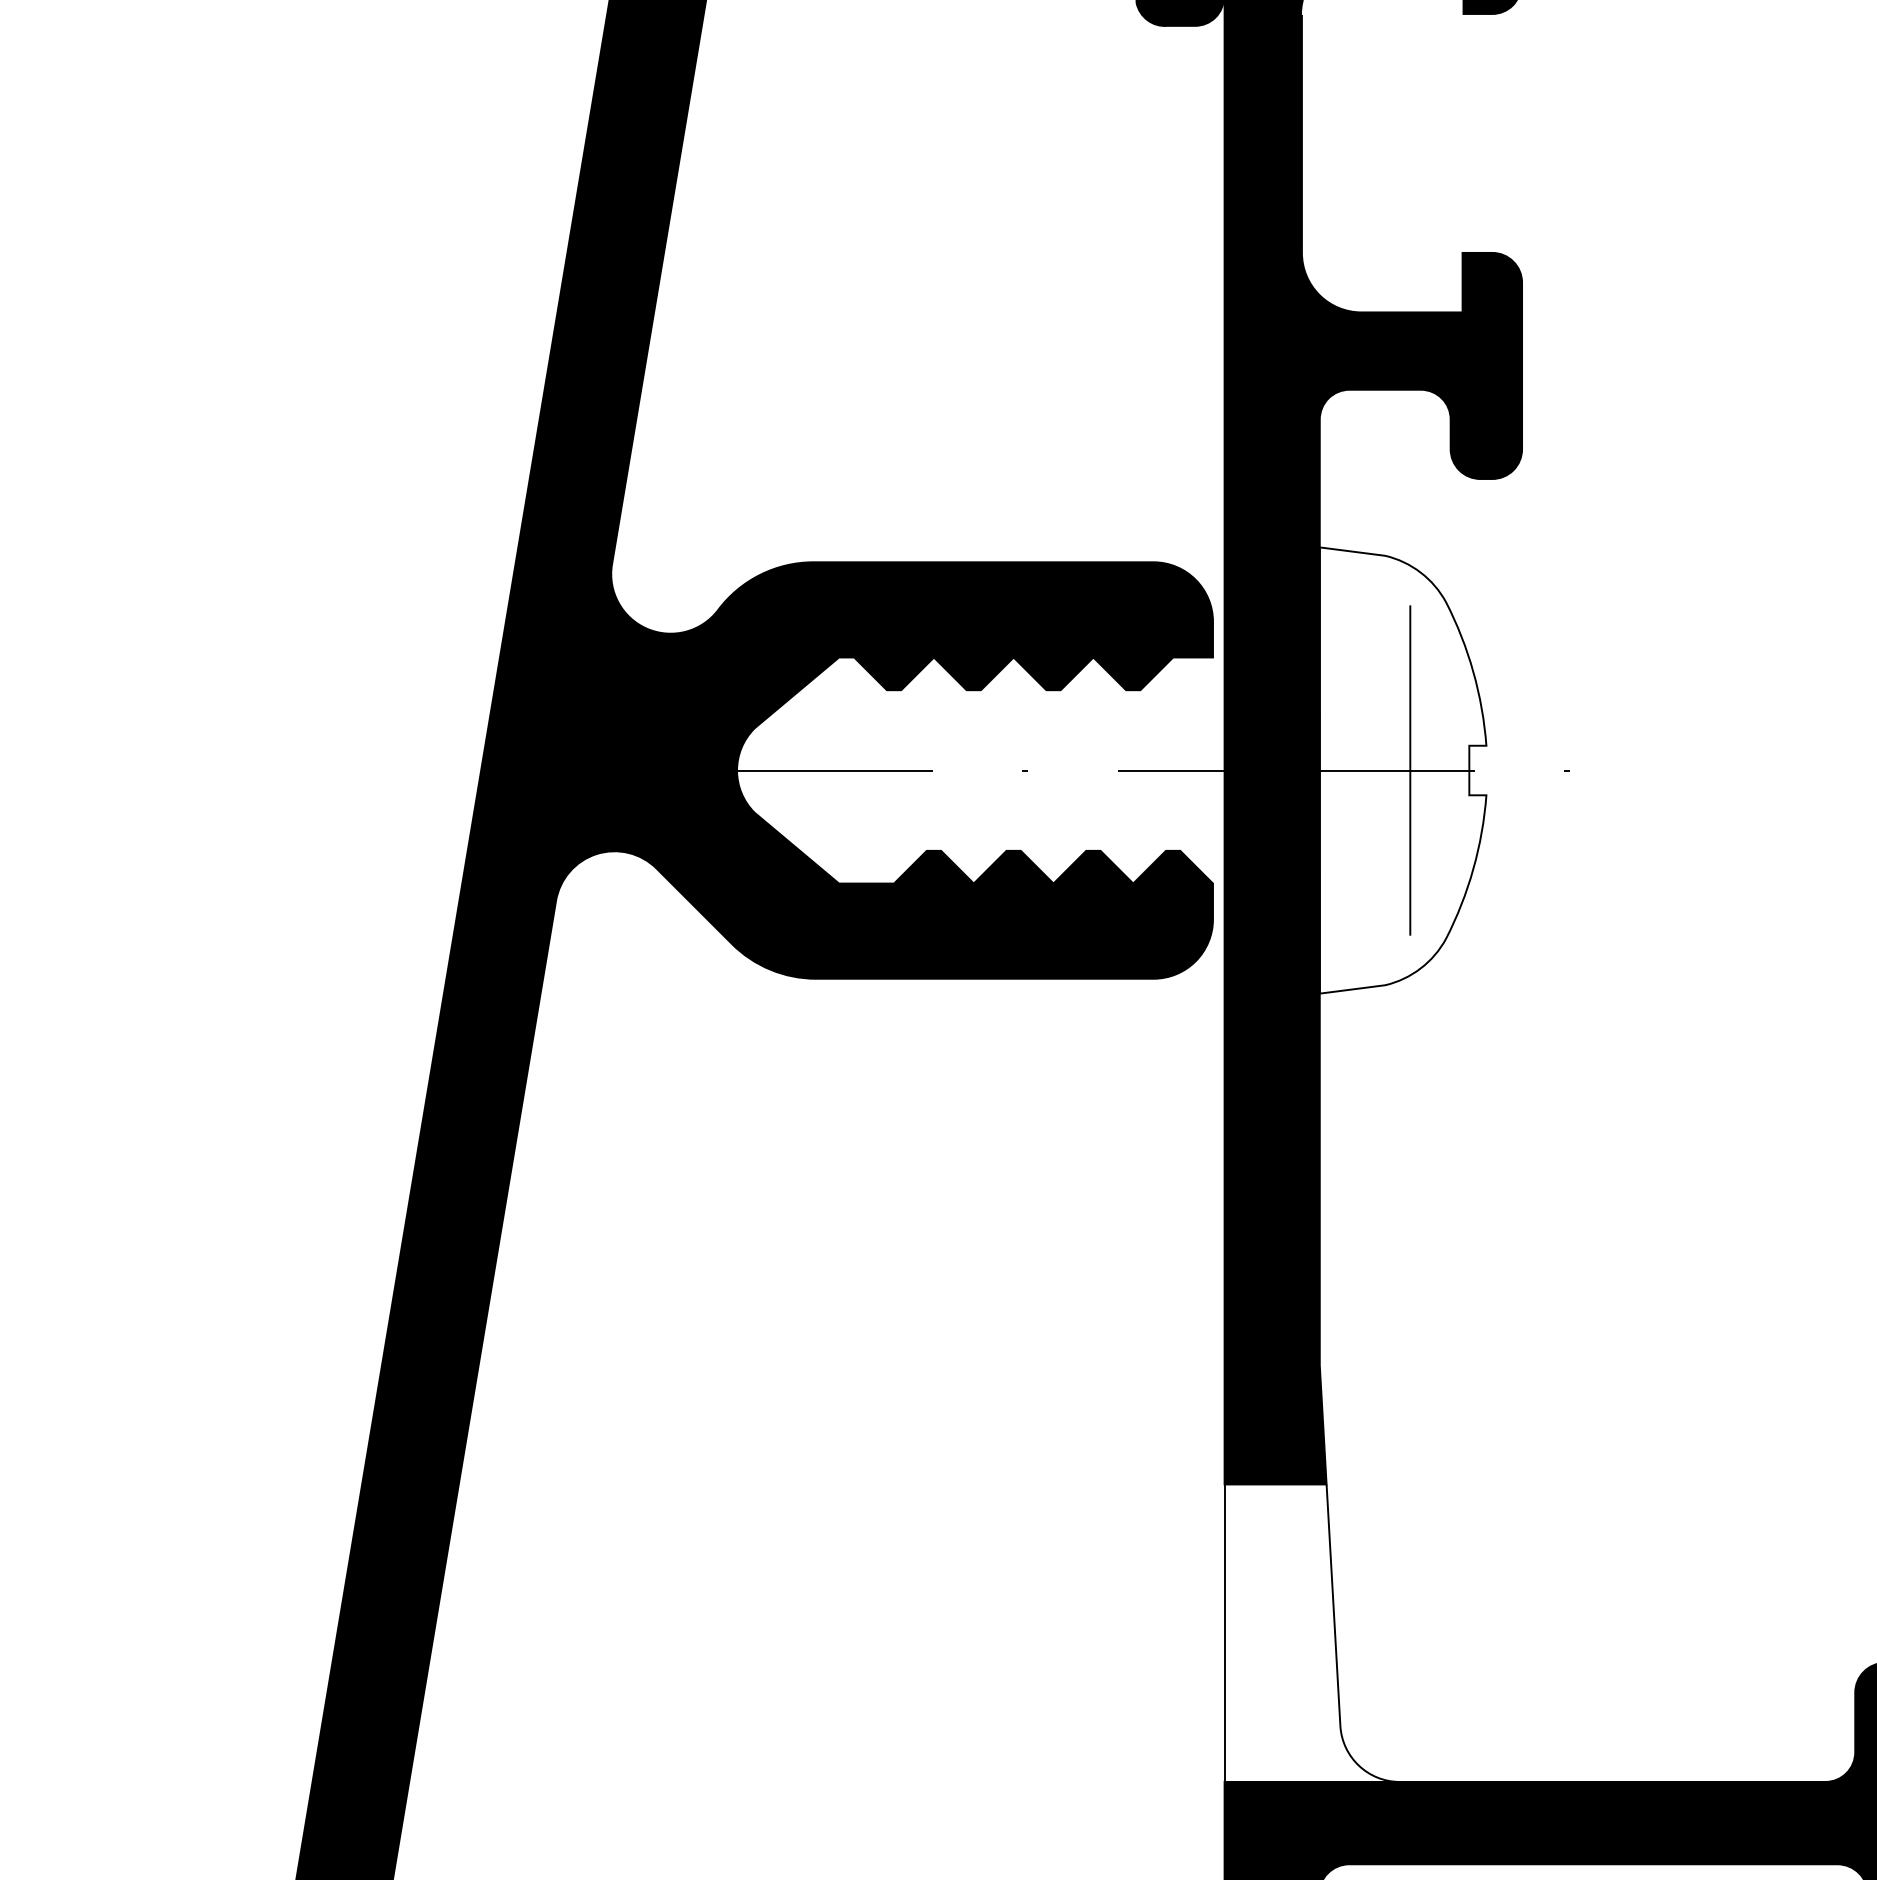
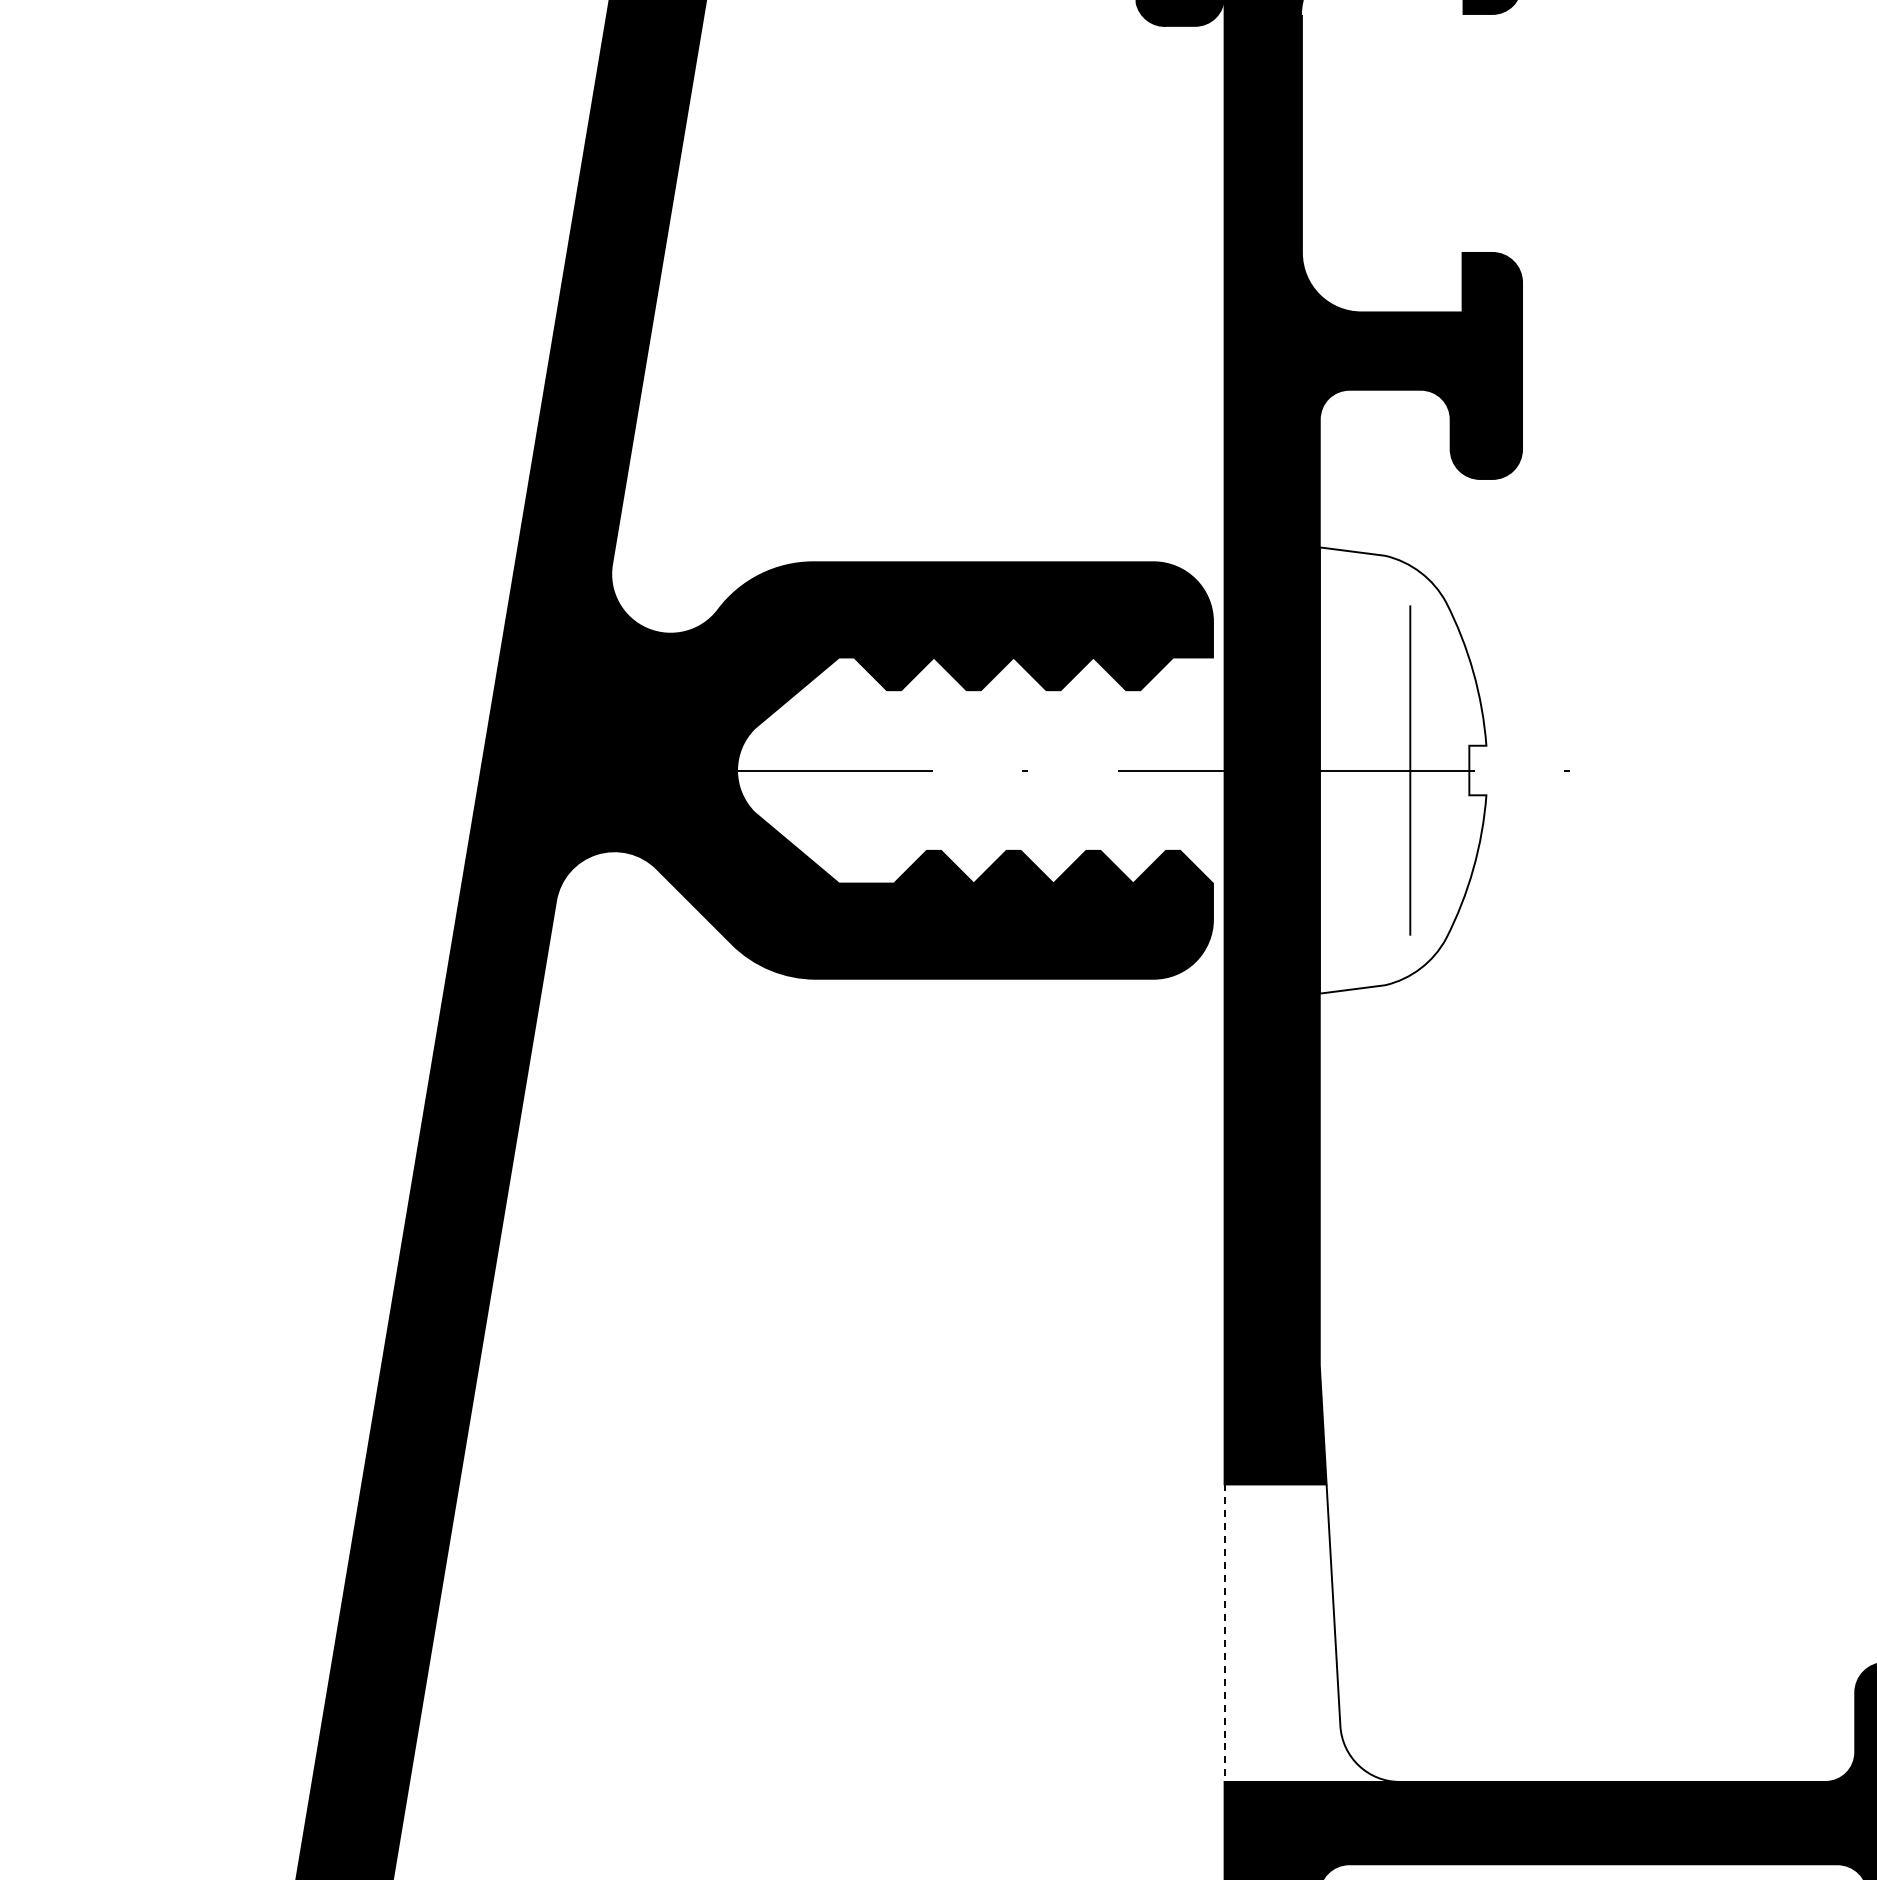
line: solid -> dashed (1224, 1633)
